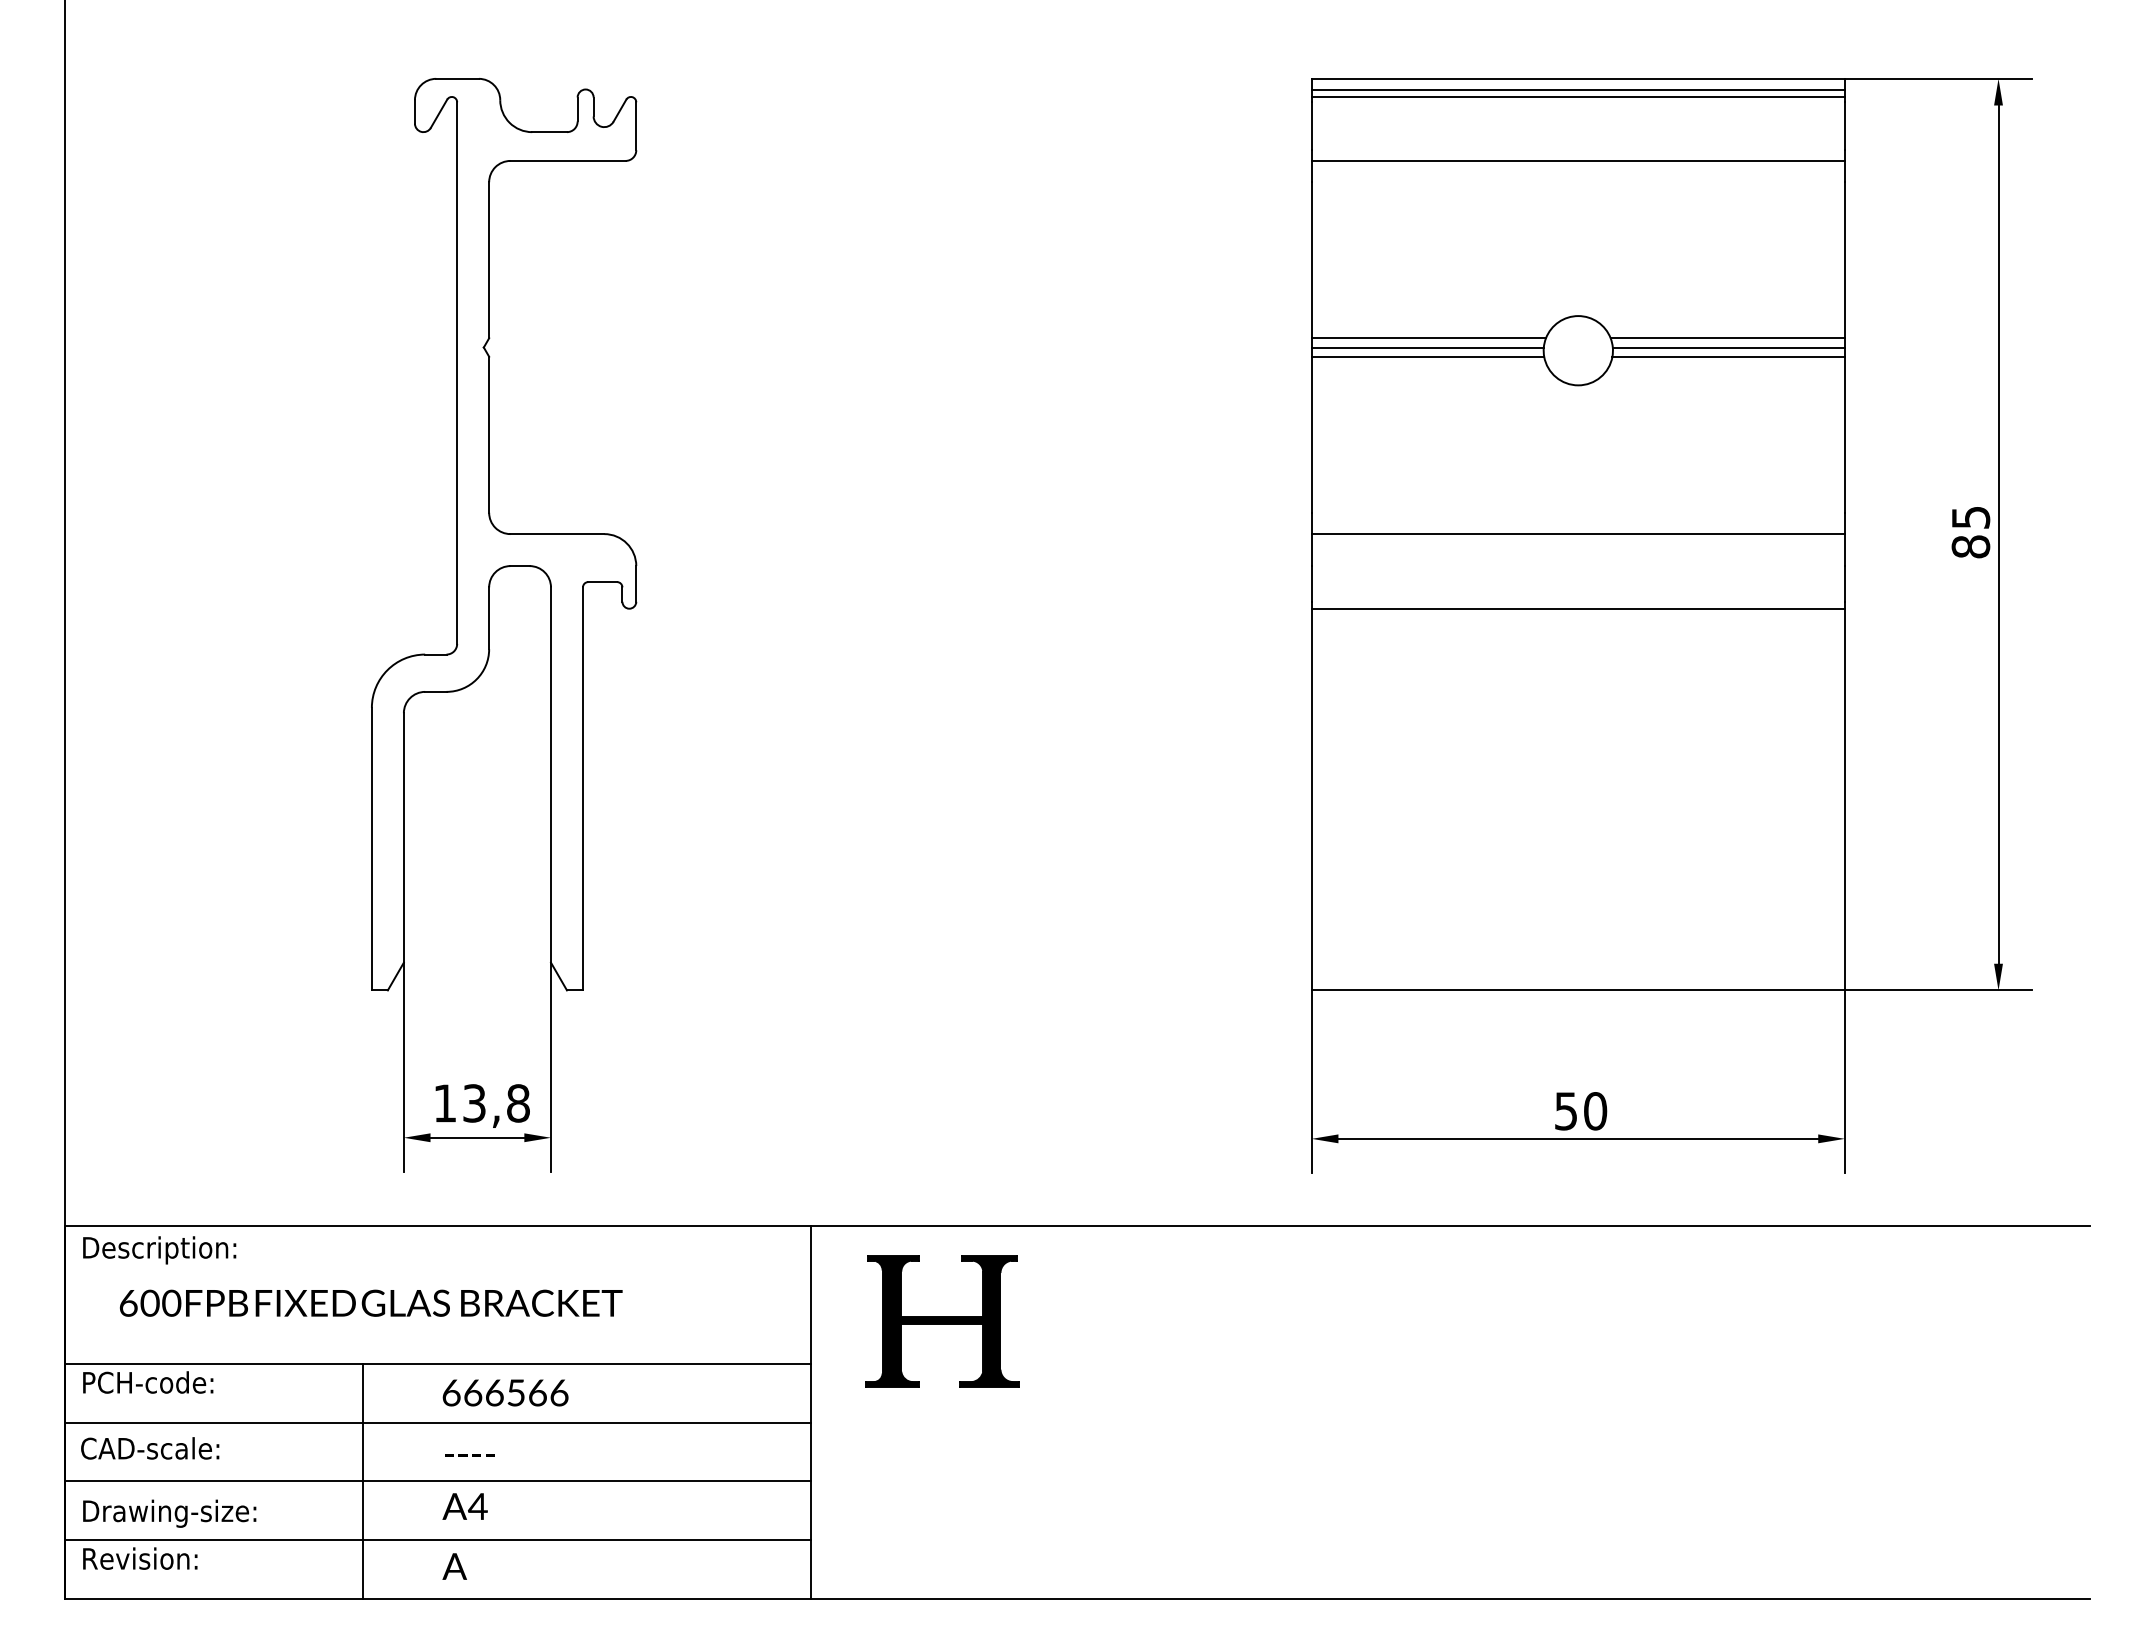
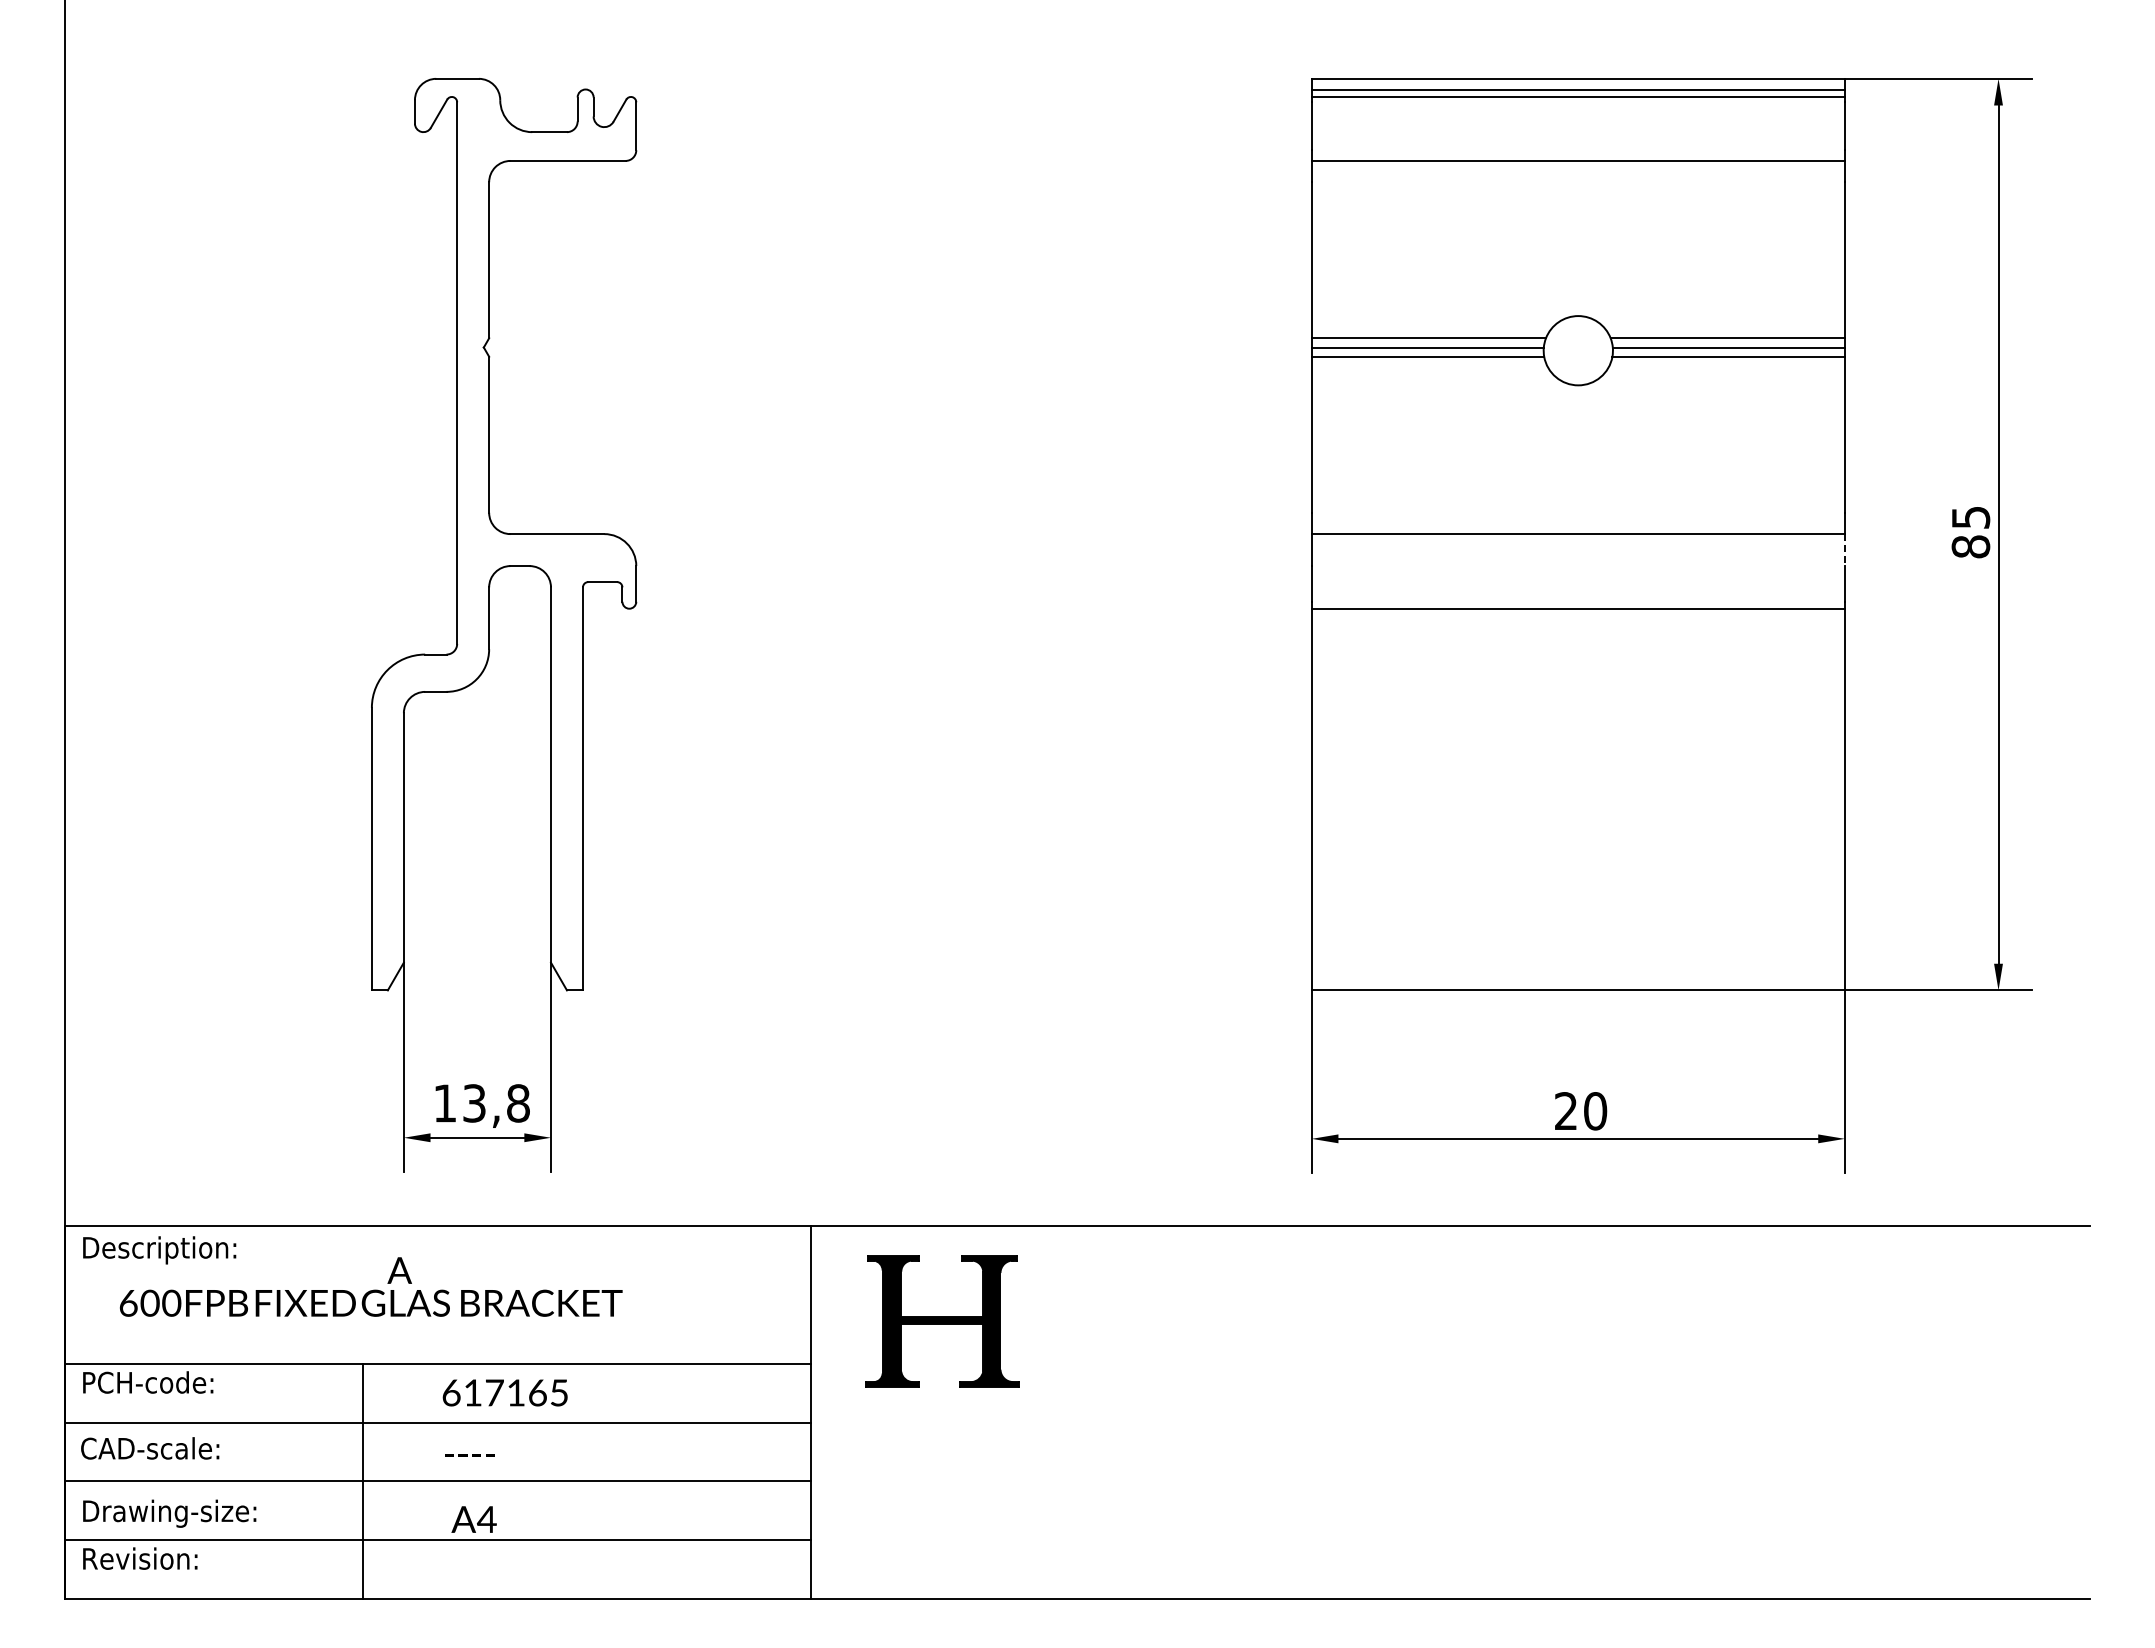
line: solid -> dashed (1844, 550)
text: 50 -> 20 (1565, 1111)
text: 666566 -> 617165 (516, 1392)
text position: (464, 1506) -> (473, 1519) (473, 1519)
text position: (454, 1566) -> (399, 1270) (399, 1270)
